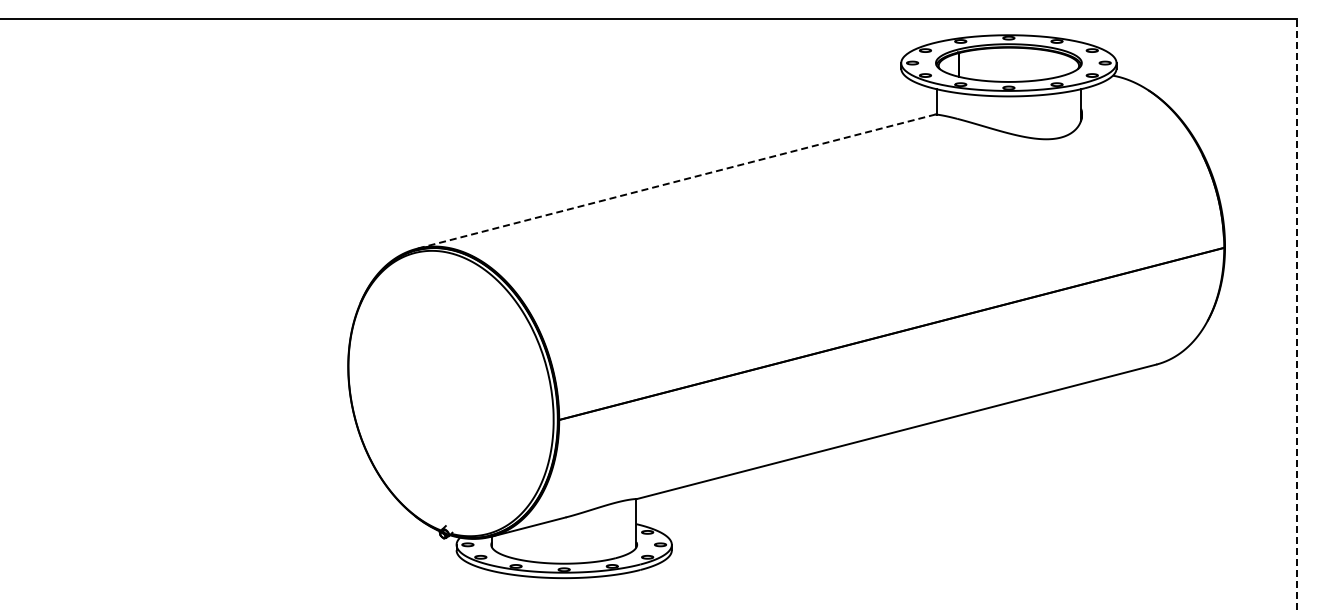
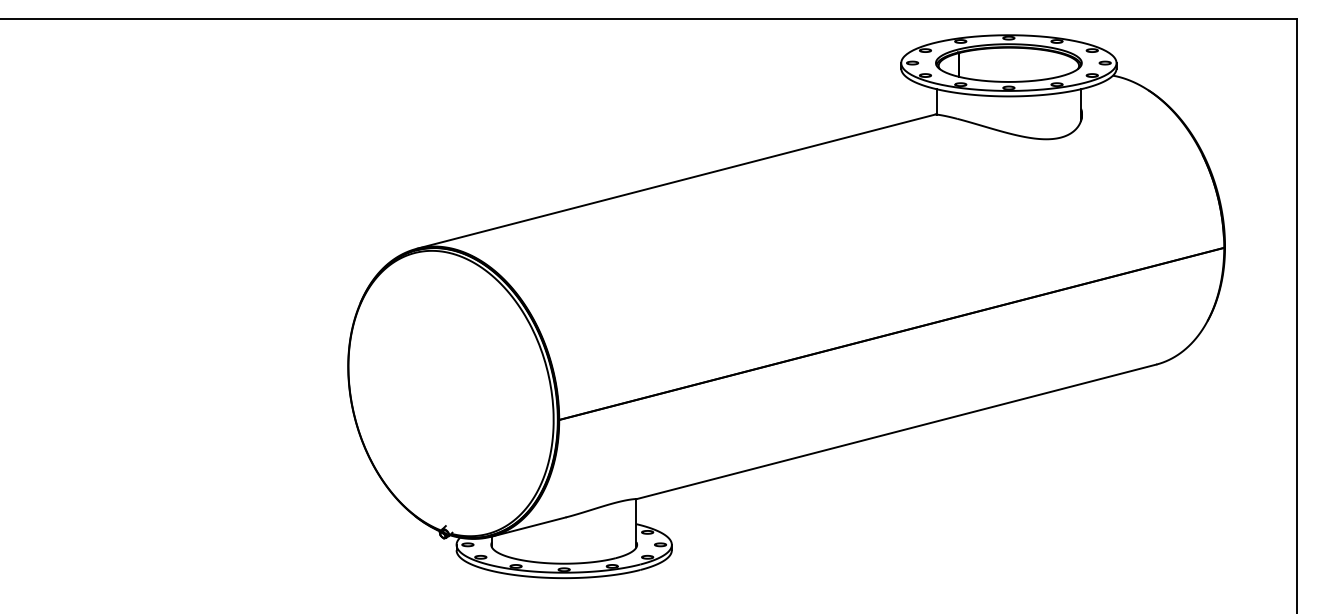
line: dashed -> solid (675, 181)
line: dashed -> solid (1296, 315)
